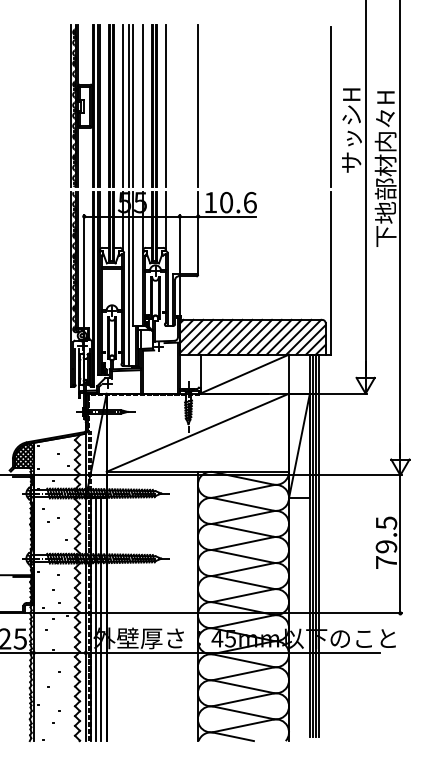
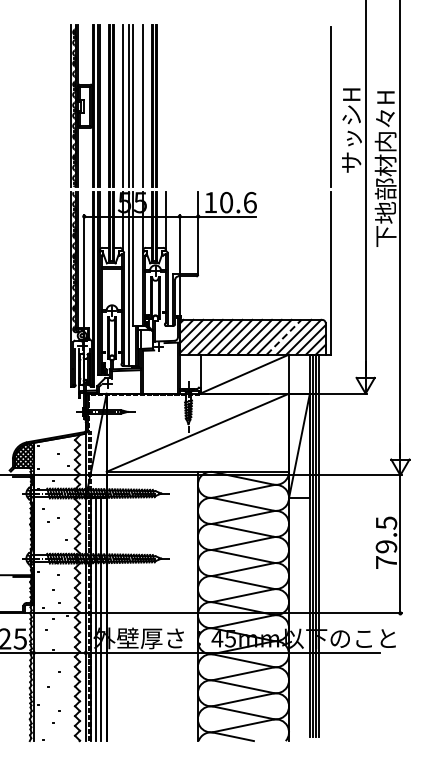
line: present -> none (165, 105)
line: present -> none (198, 105)
line: solid -> dashed (284, 337)
